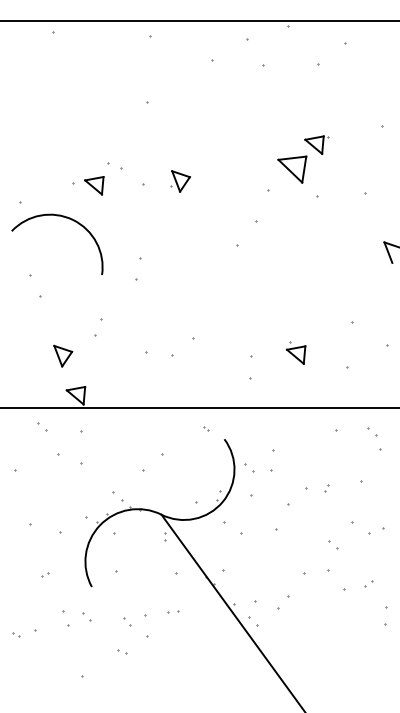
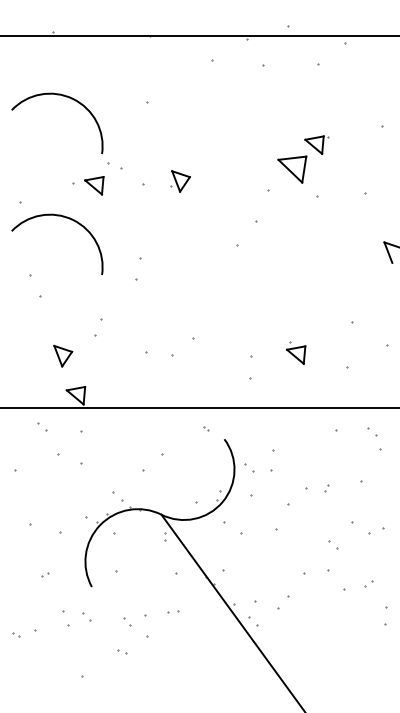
line position: (199, 21) -> (199, 36) (199, 36)
arc: none -> present (62, 96)
